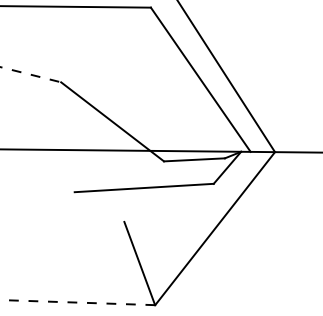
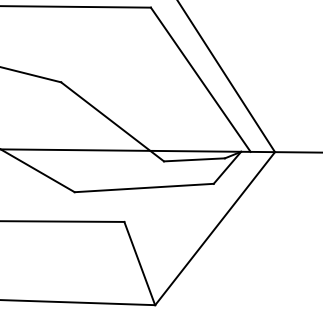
line: dashed -> solid (31, 74)
line: none -> present (38, 171)
line: none -> present (63, 221)
line: dashed -> solid (77, 302)
